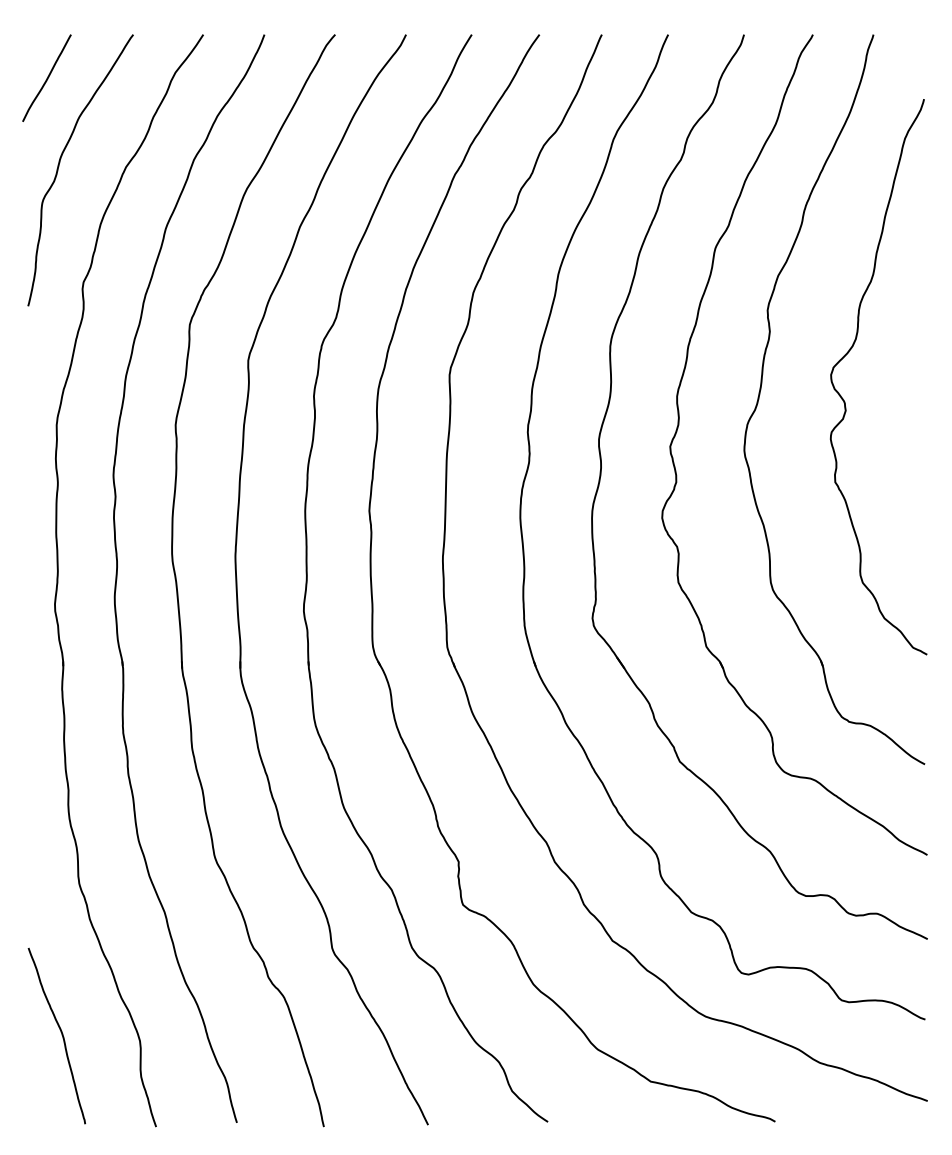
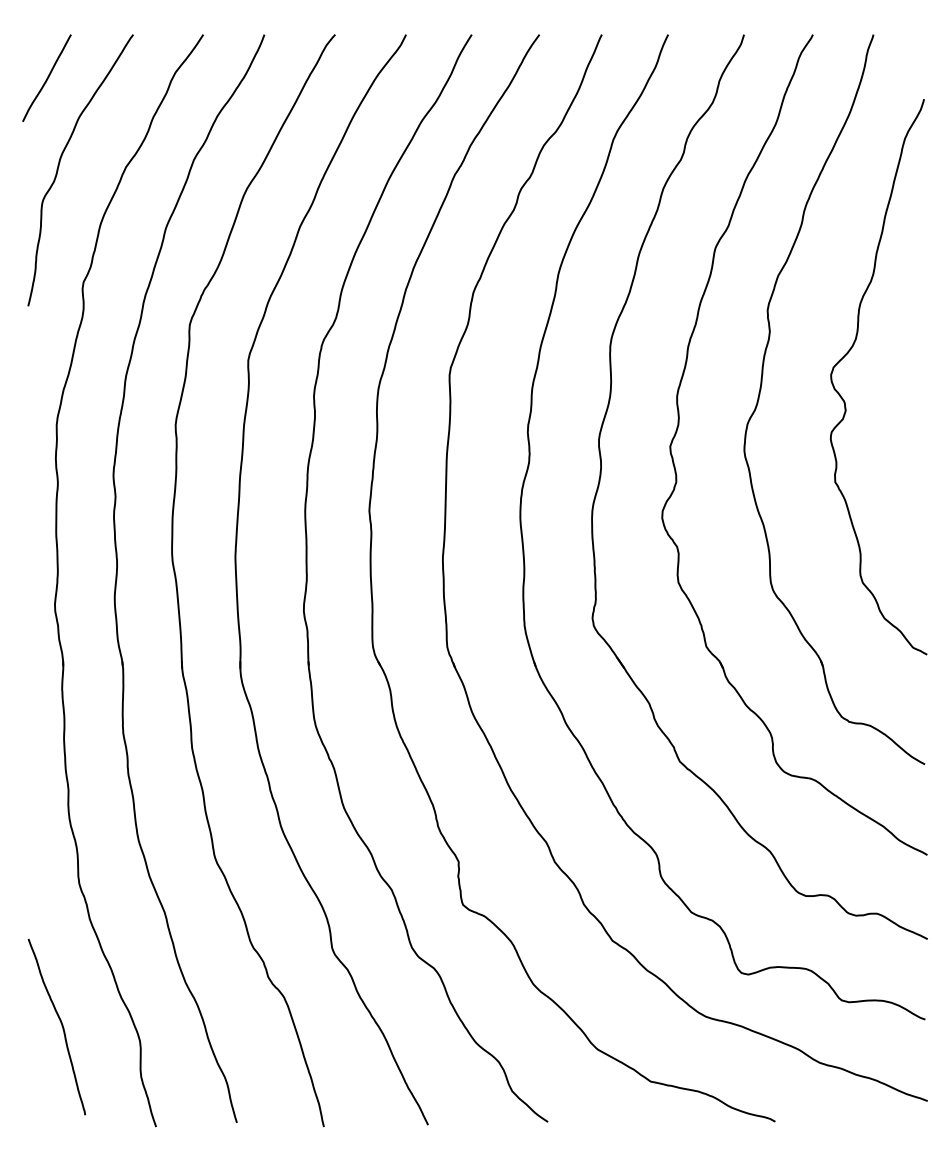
curve position: (60, 1032) -> (60, 1023) (60, 1023)
